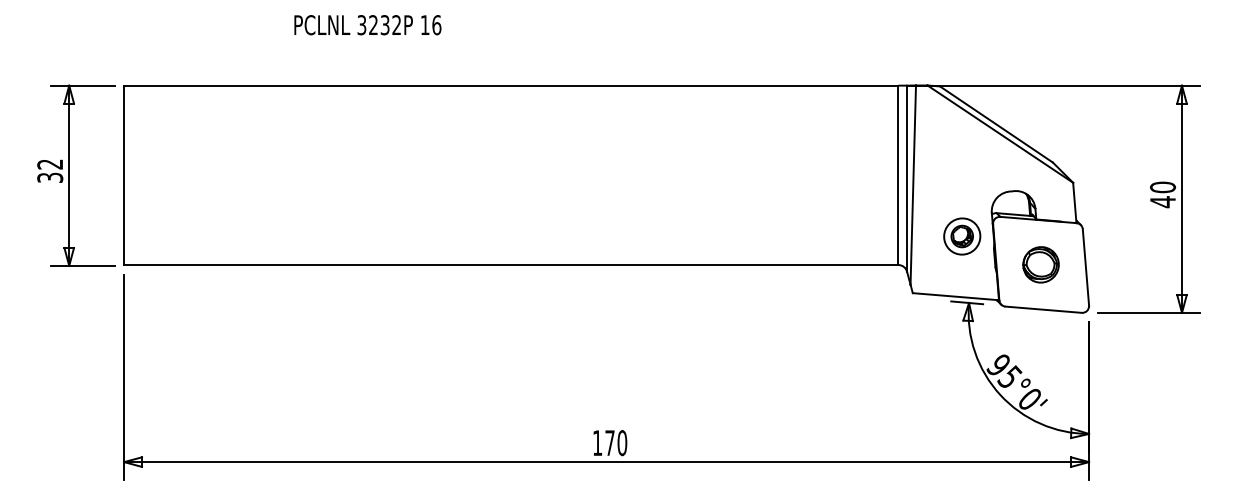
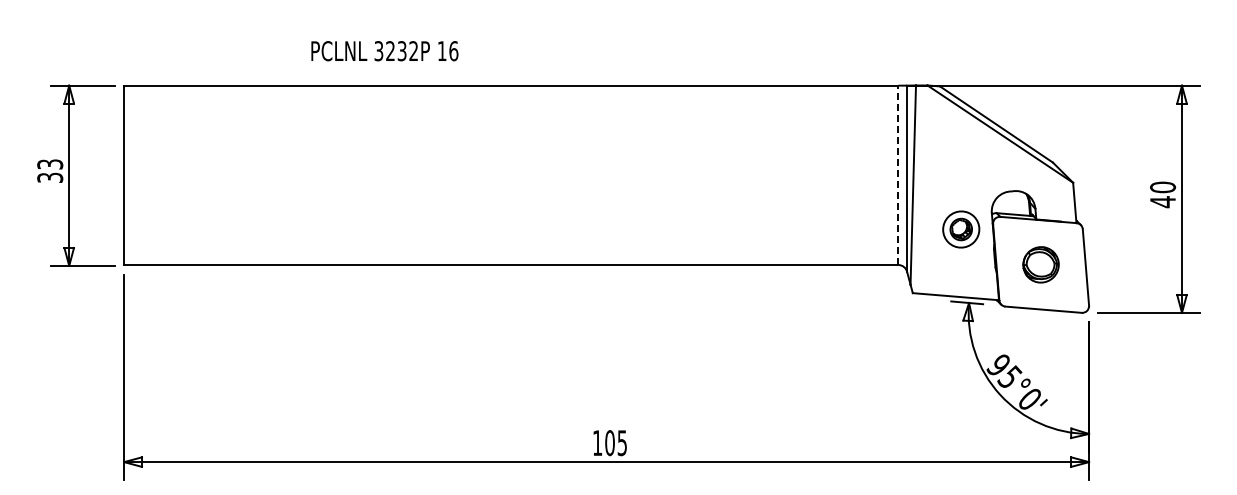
text position: (367, 25) -> (384, 51) (384, 51)
text: 32 -> 33 (50, 164)
line: solid -> dashed (898, 175)
part position: (962, 236) -> (961, 229) (961, 229)
text: 170 -> 105 (616, 443)
